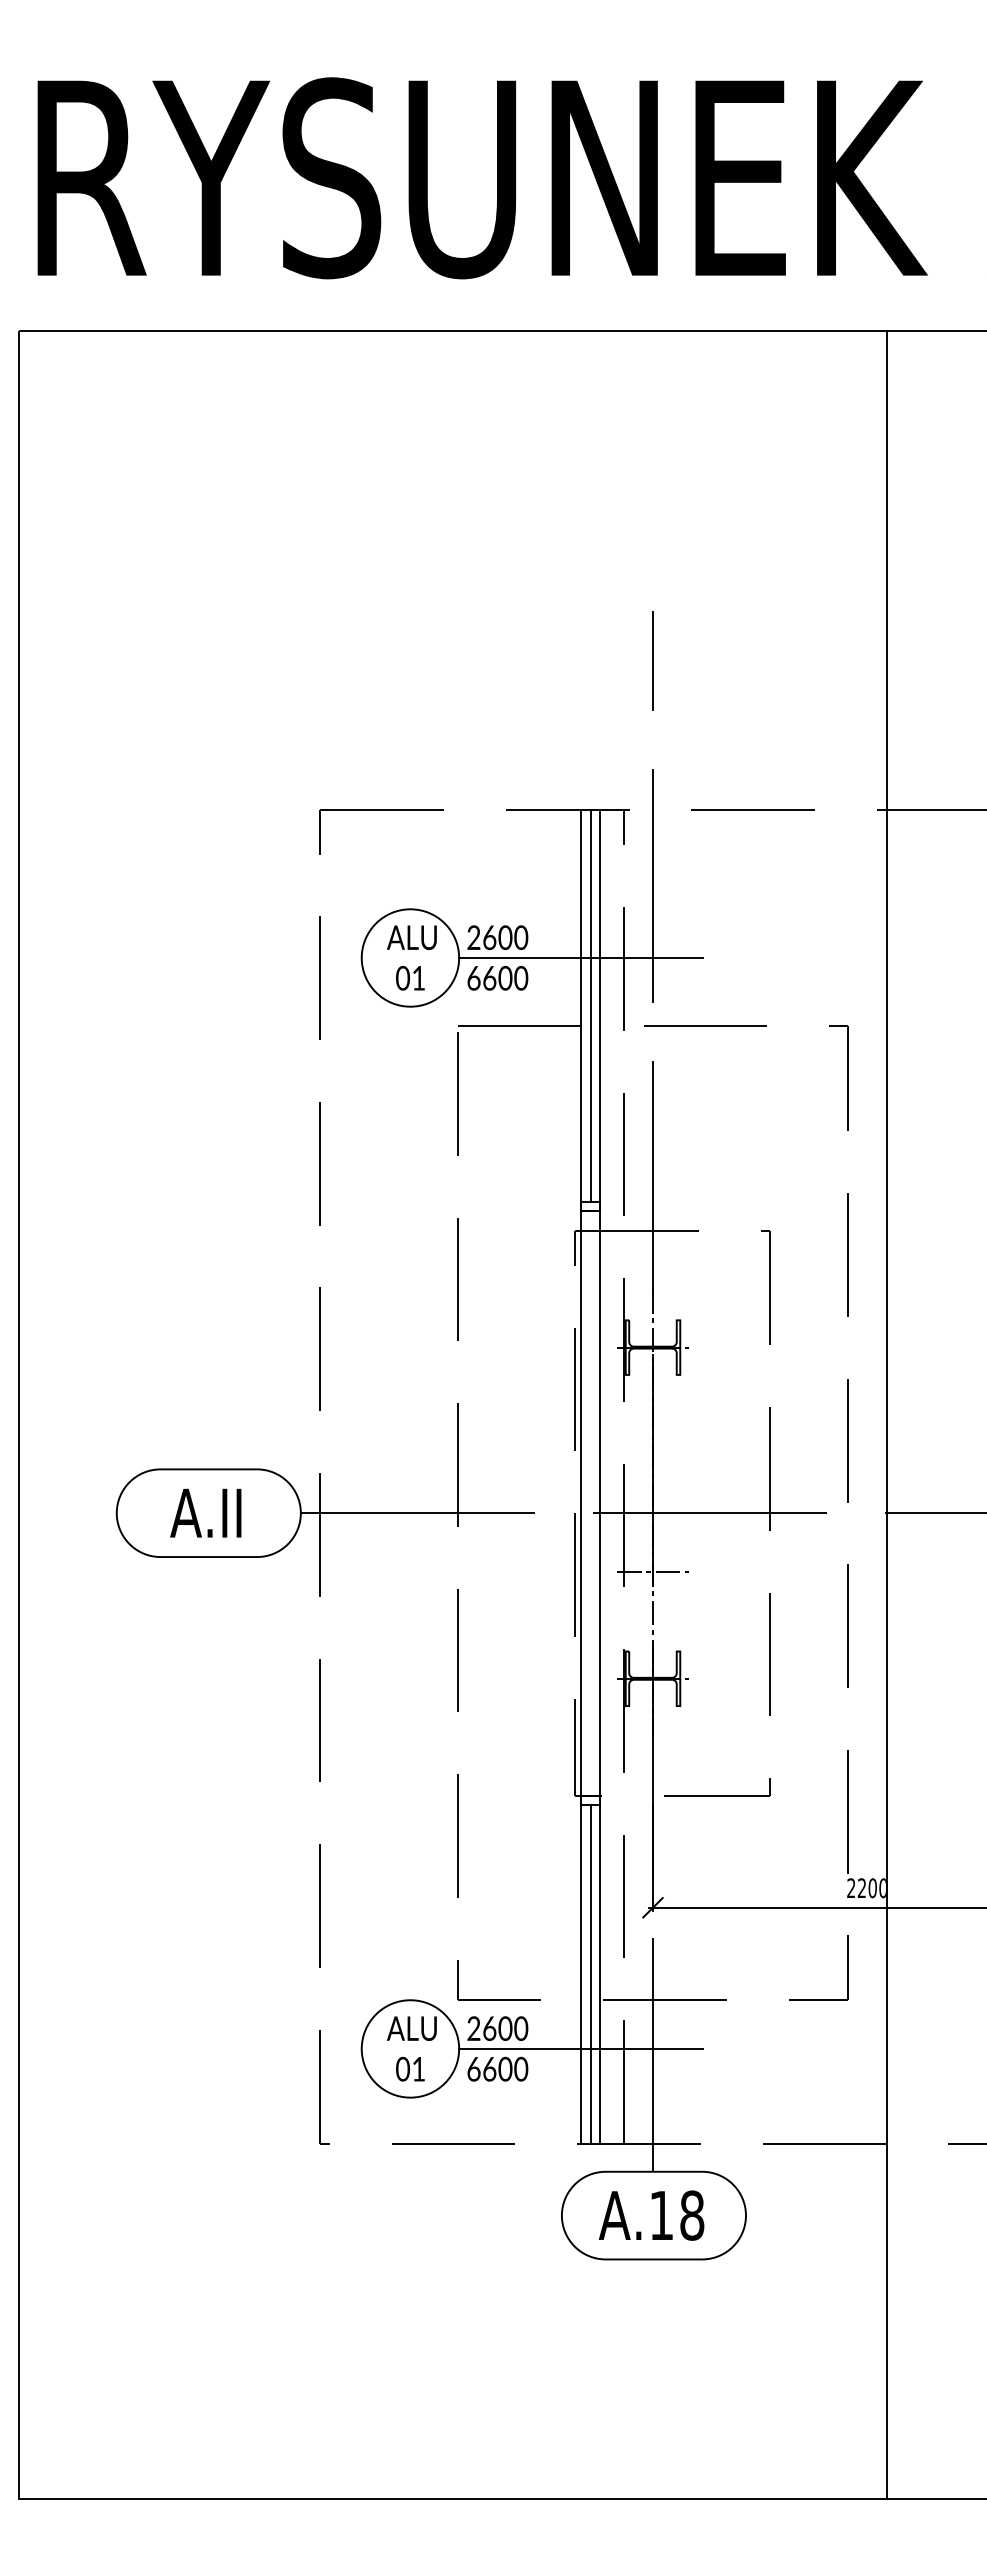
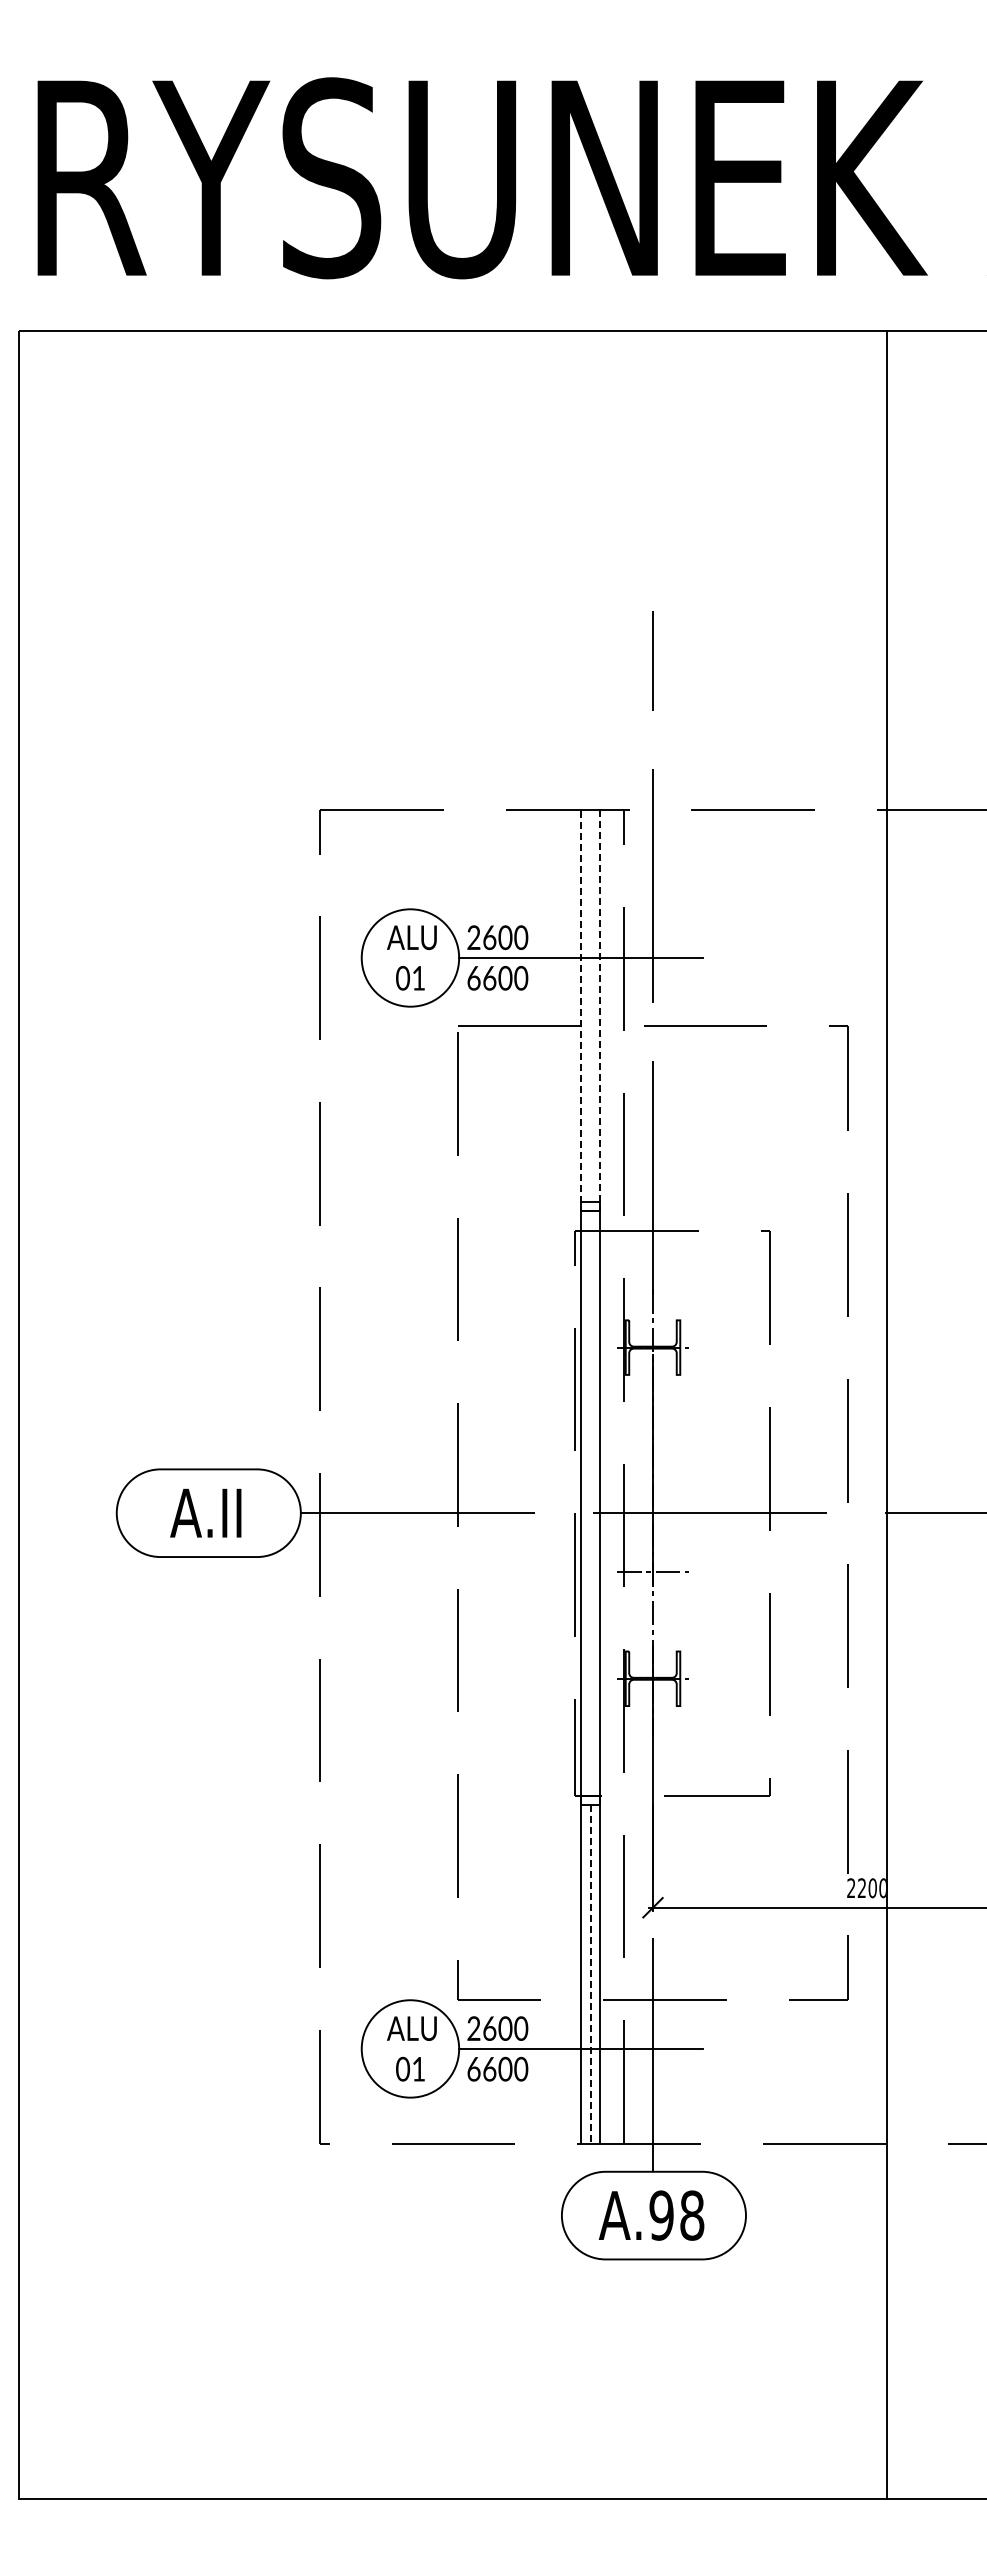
line: present -> none (590, 1005)
line: solid -> dashed (590, 1211)
line: solid -> dashed (590, 1975)
text: A.18 -> A.98 (661, 2215)
